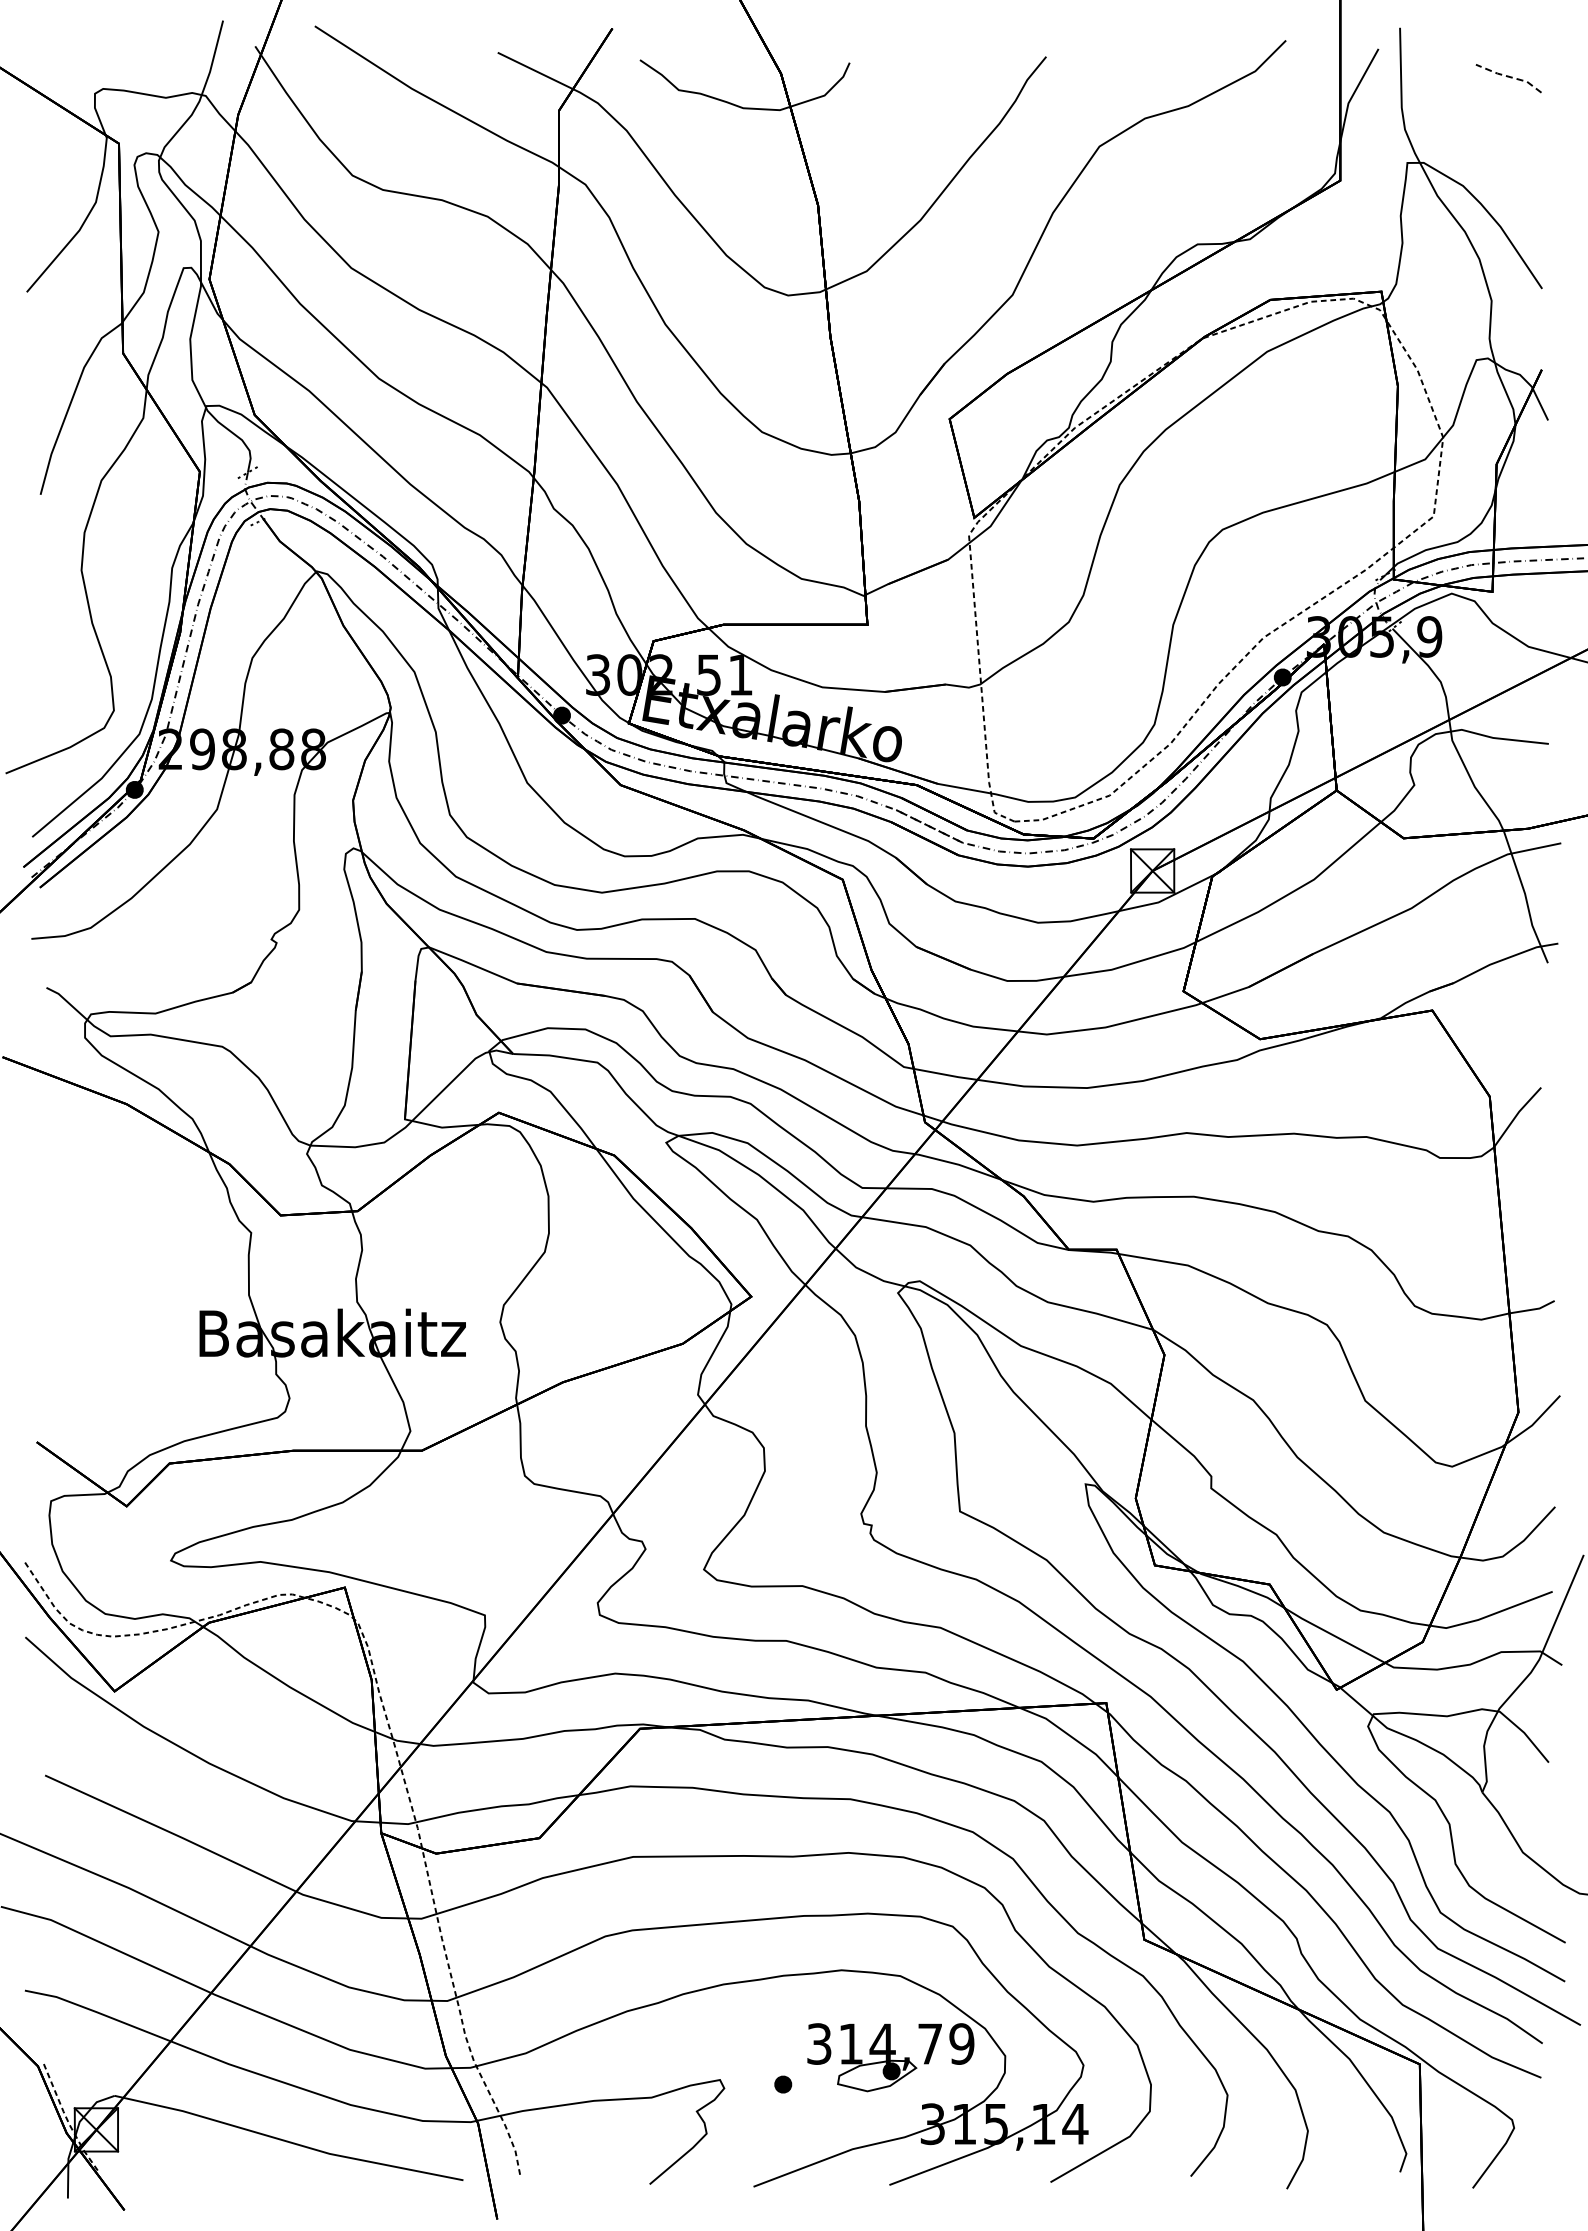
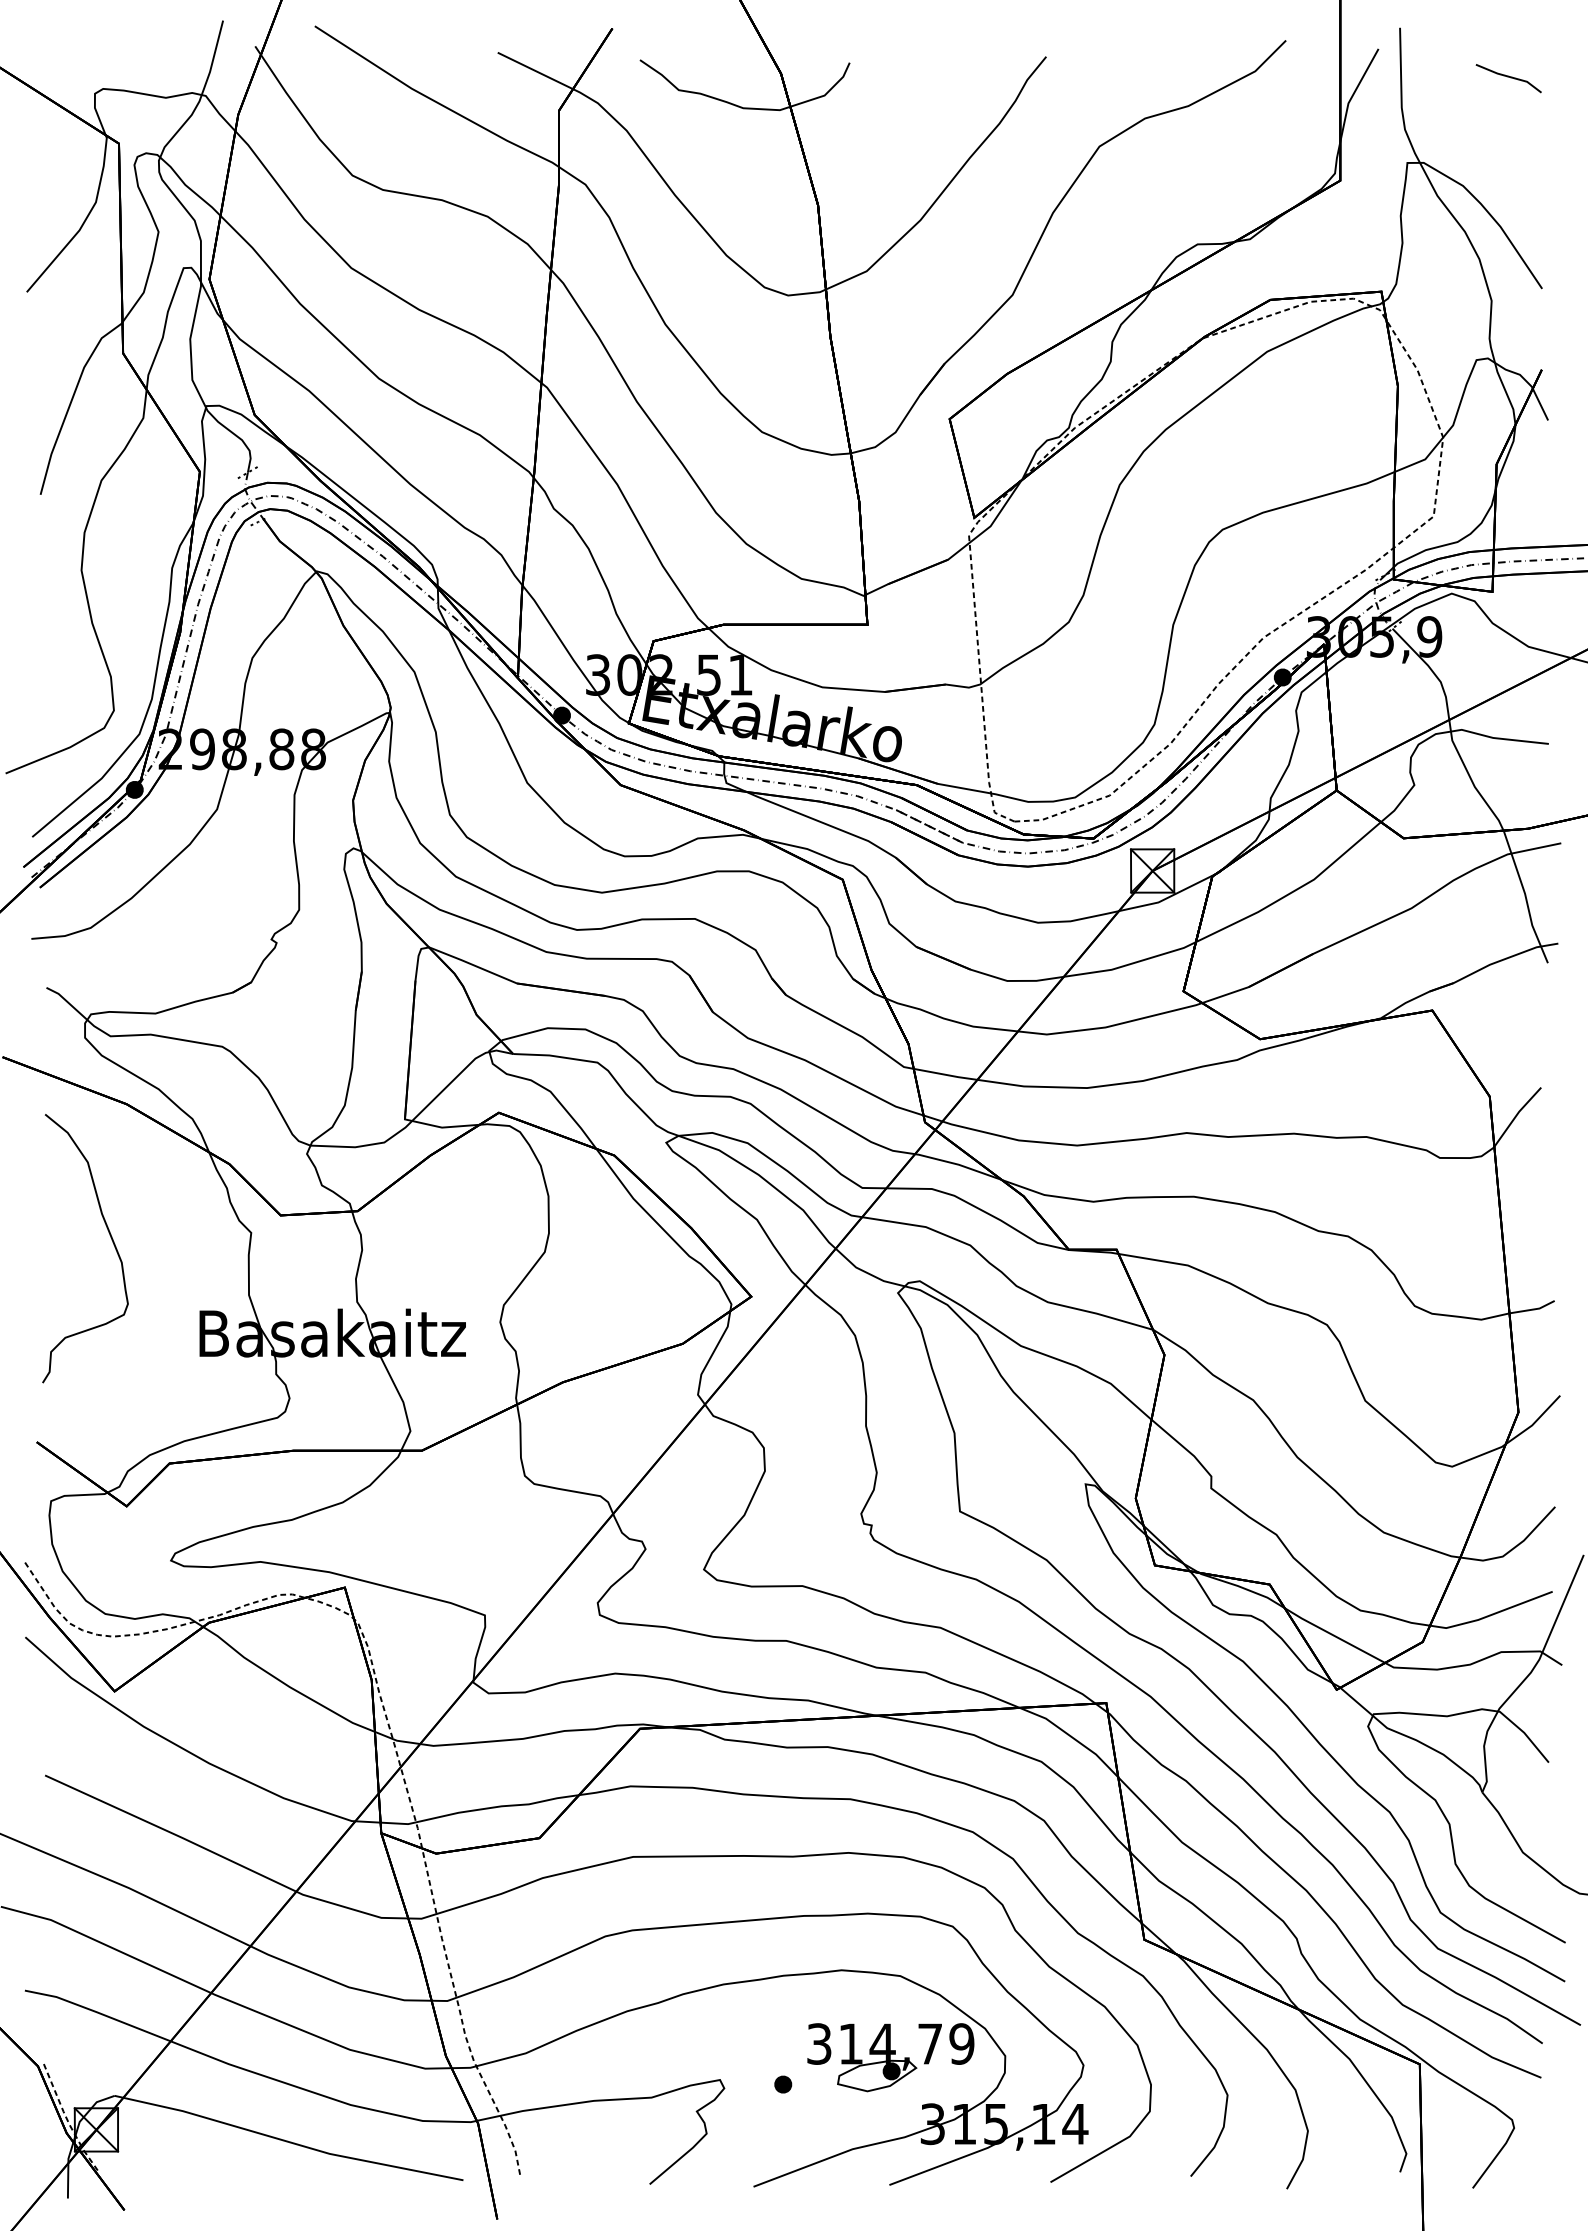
line: dashed -> solid (1509, 77)
curve: none -> present (111, 1240)
